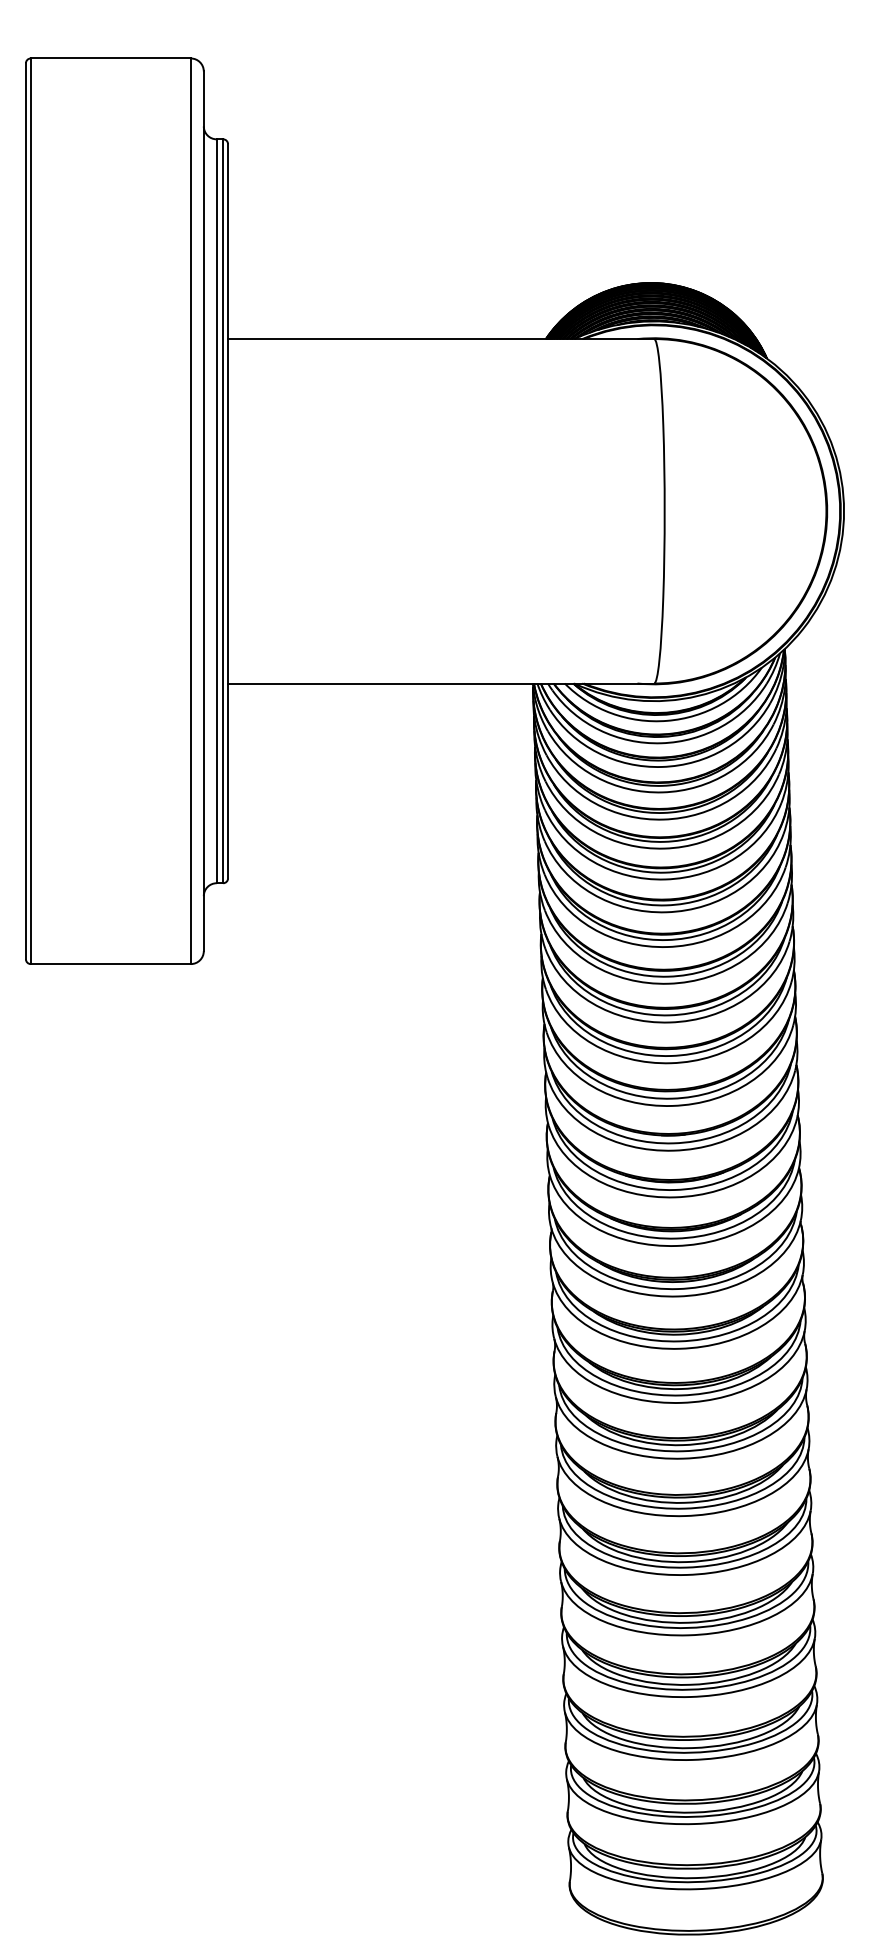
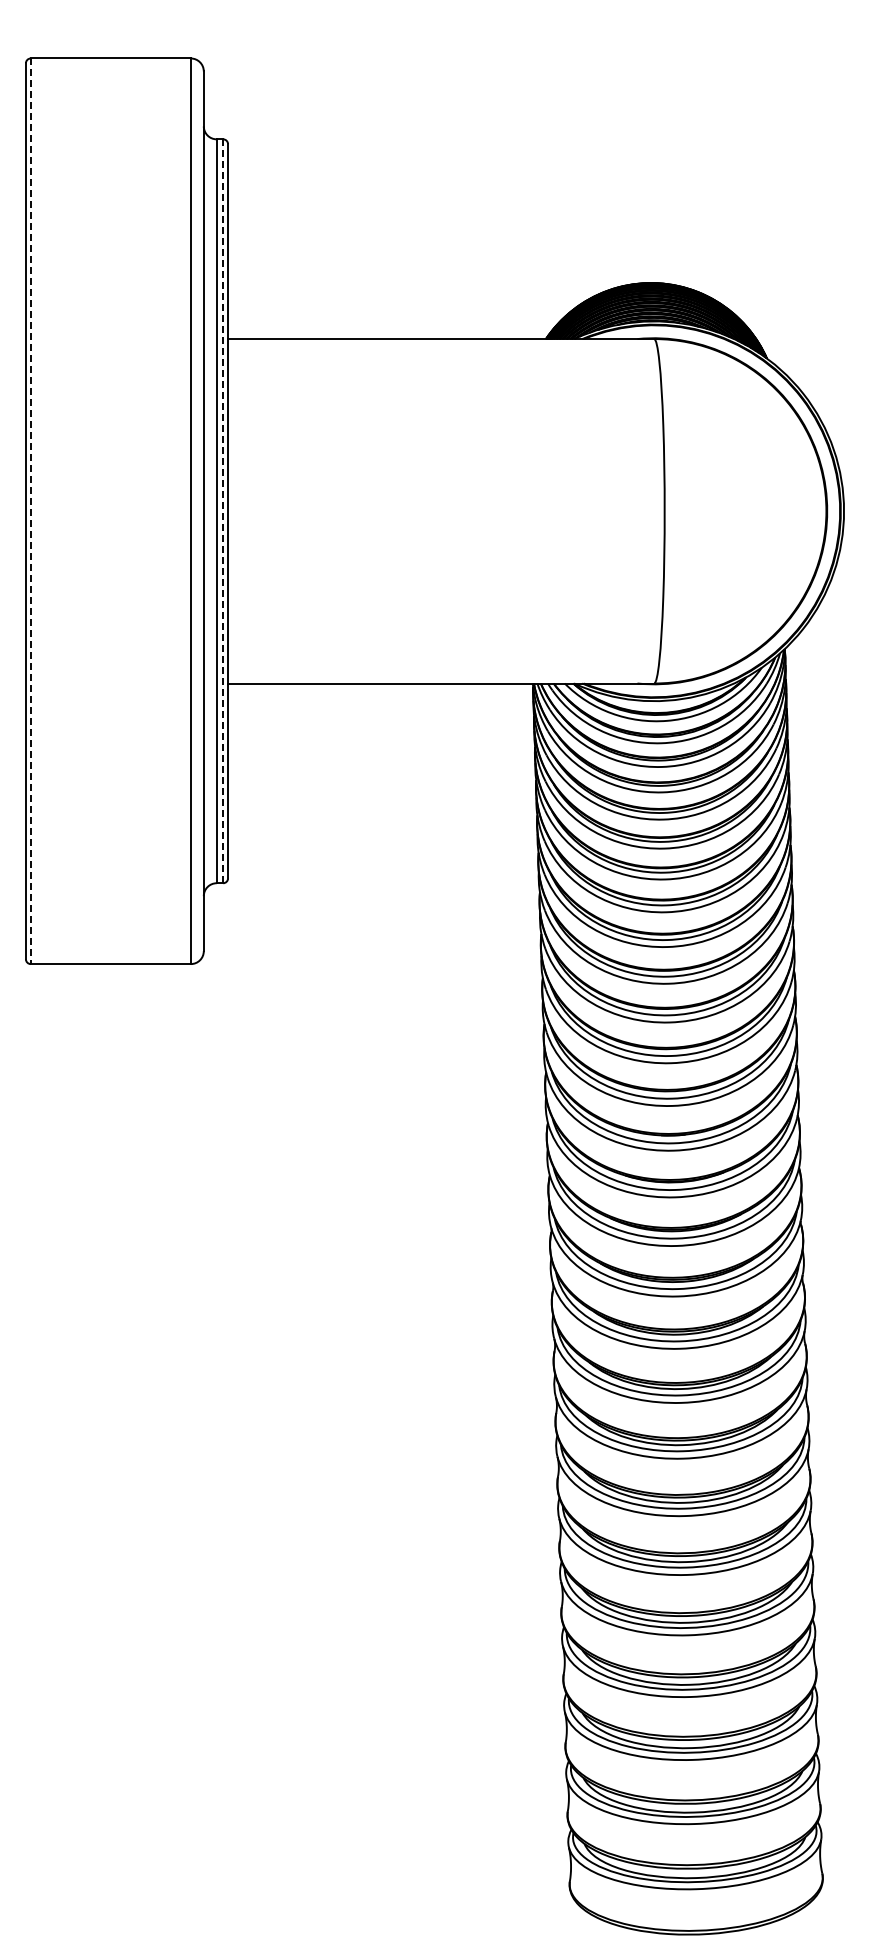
line: solid -> dashed (30, 511)
line: solid -> dashed (223, 511)
